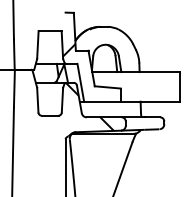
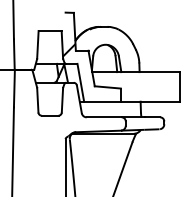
hatch: present -> none (89, 106)
